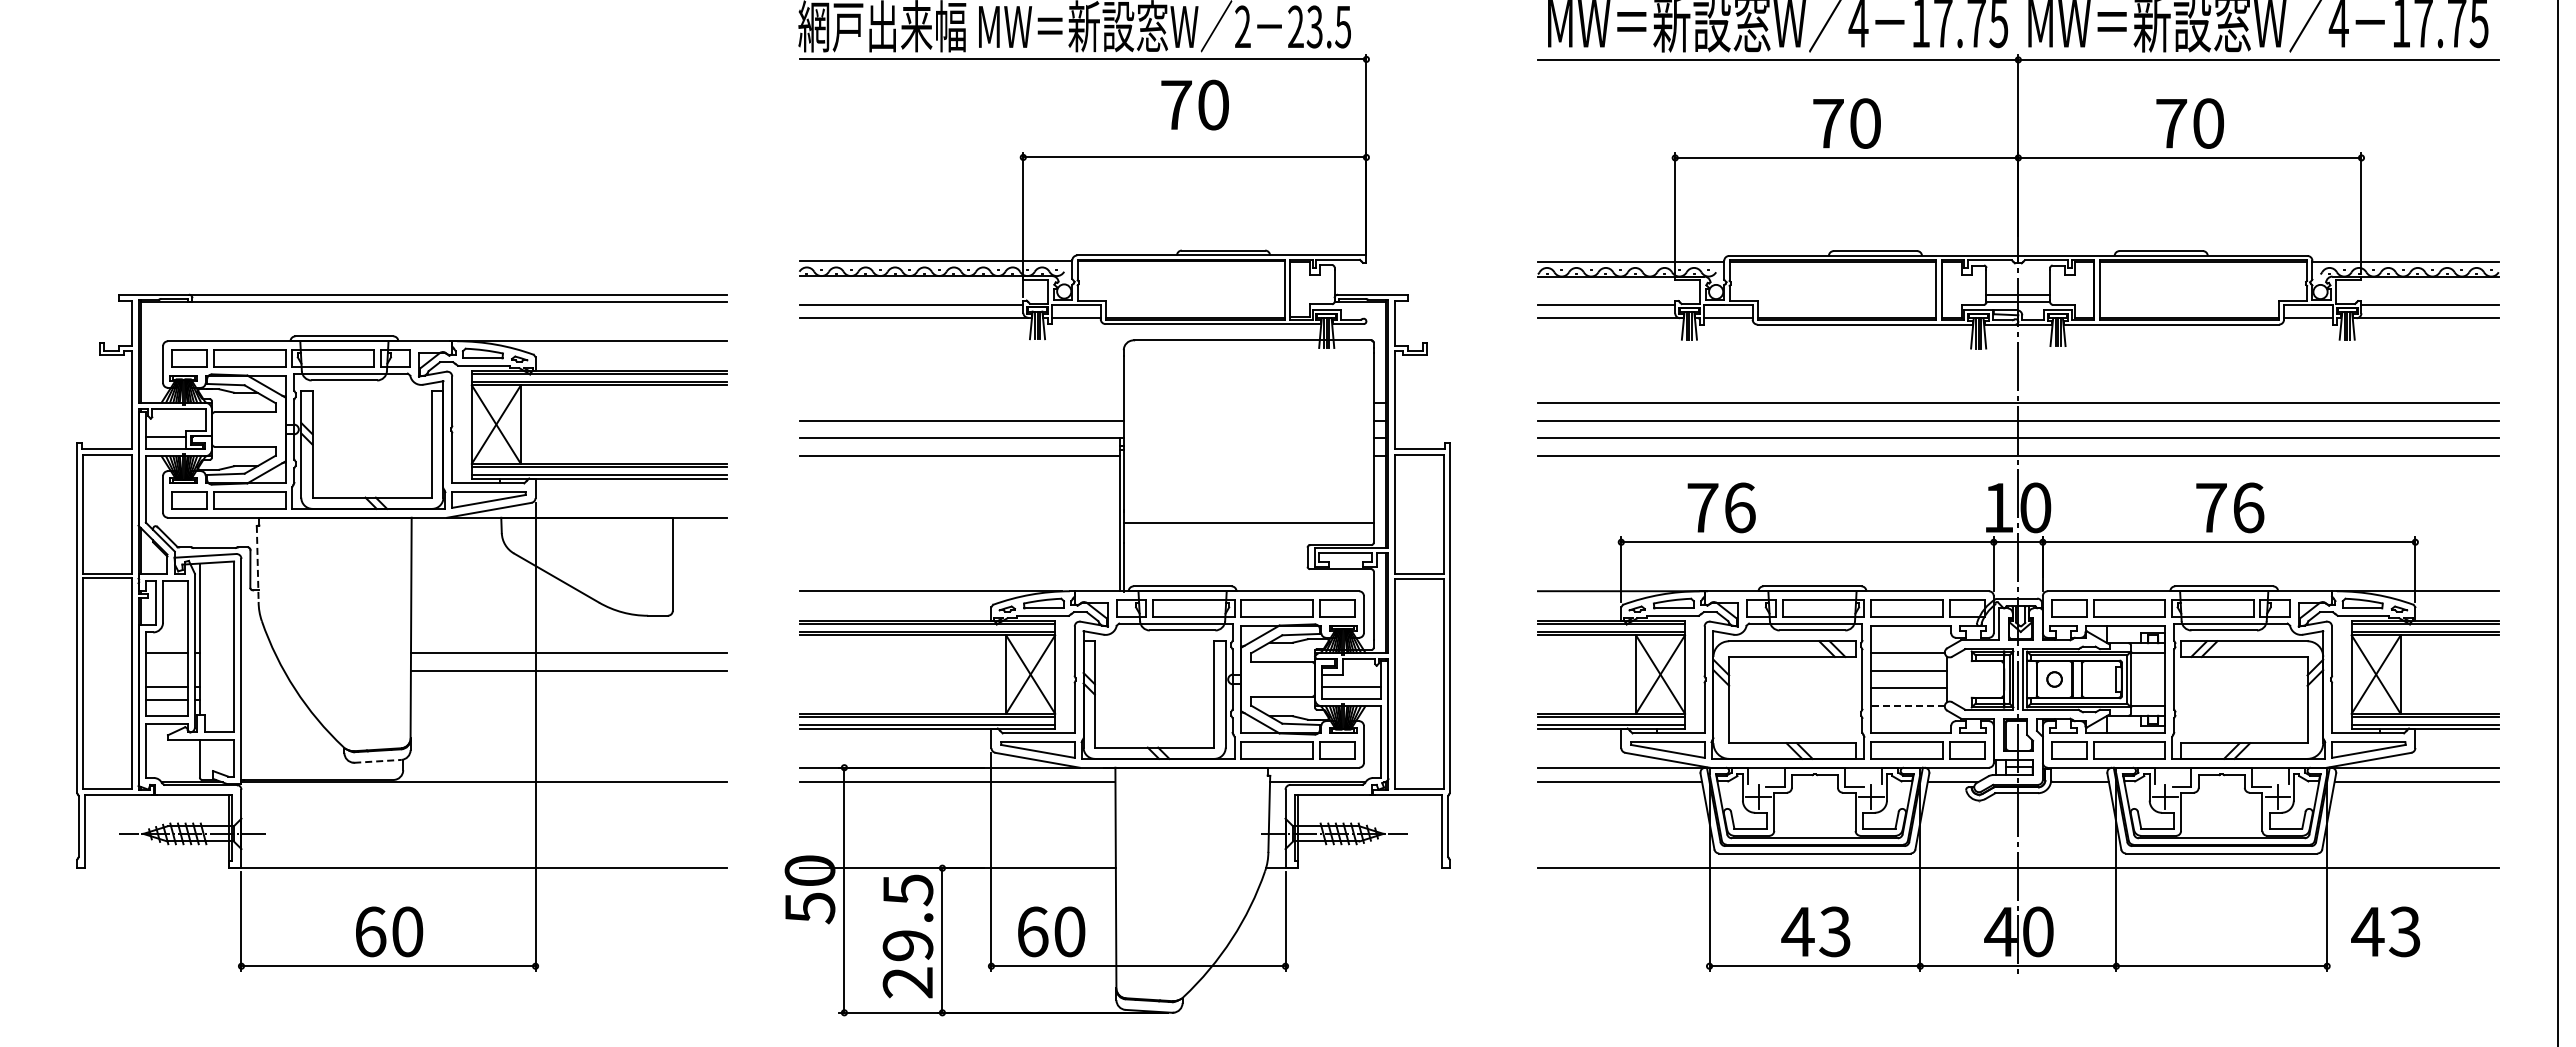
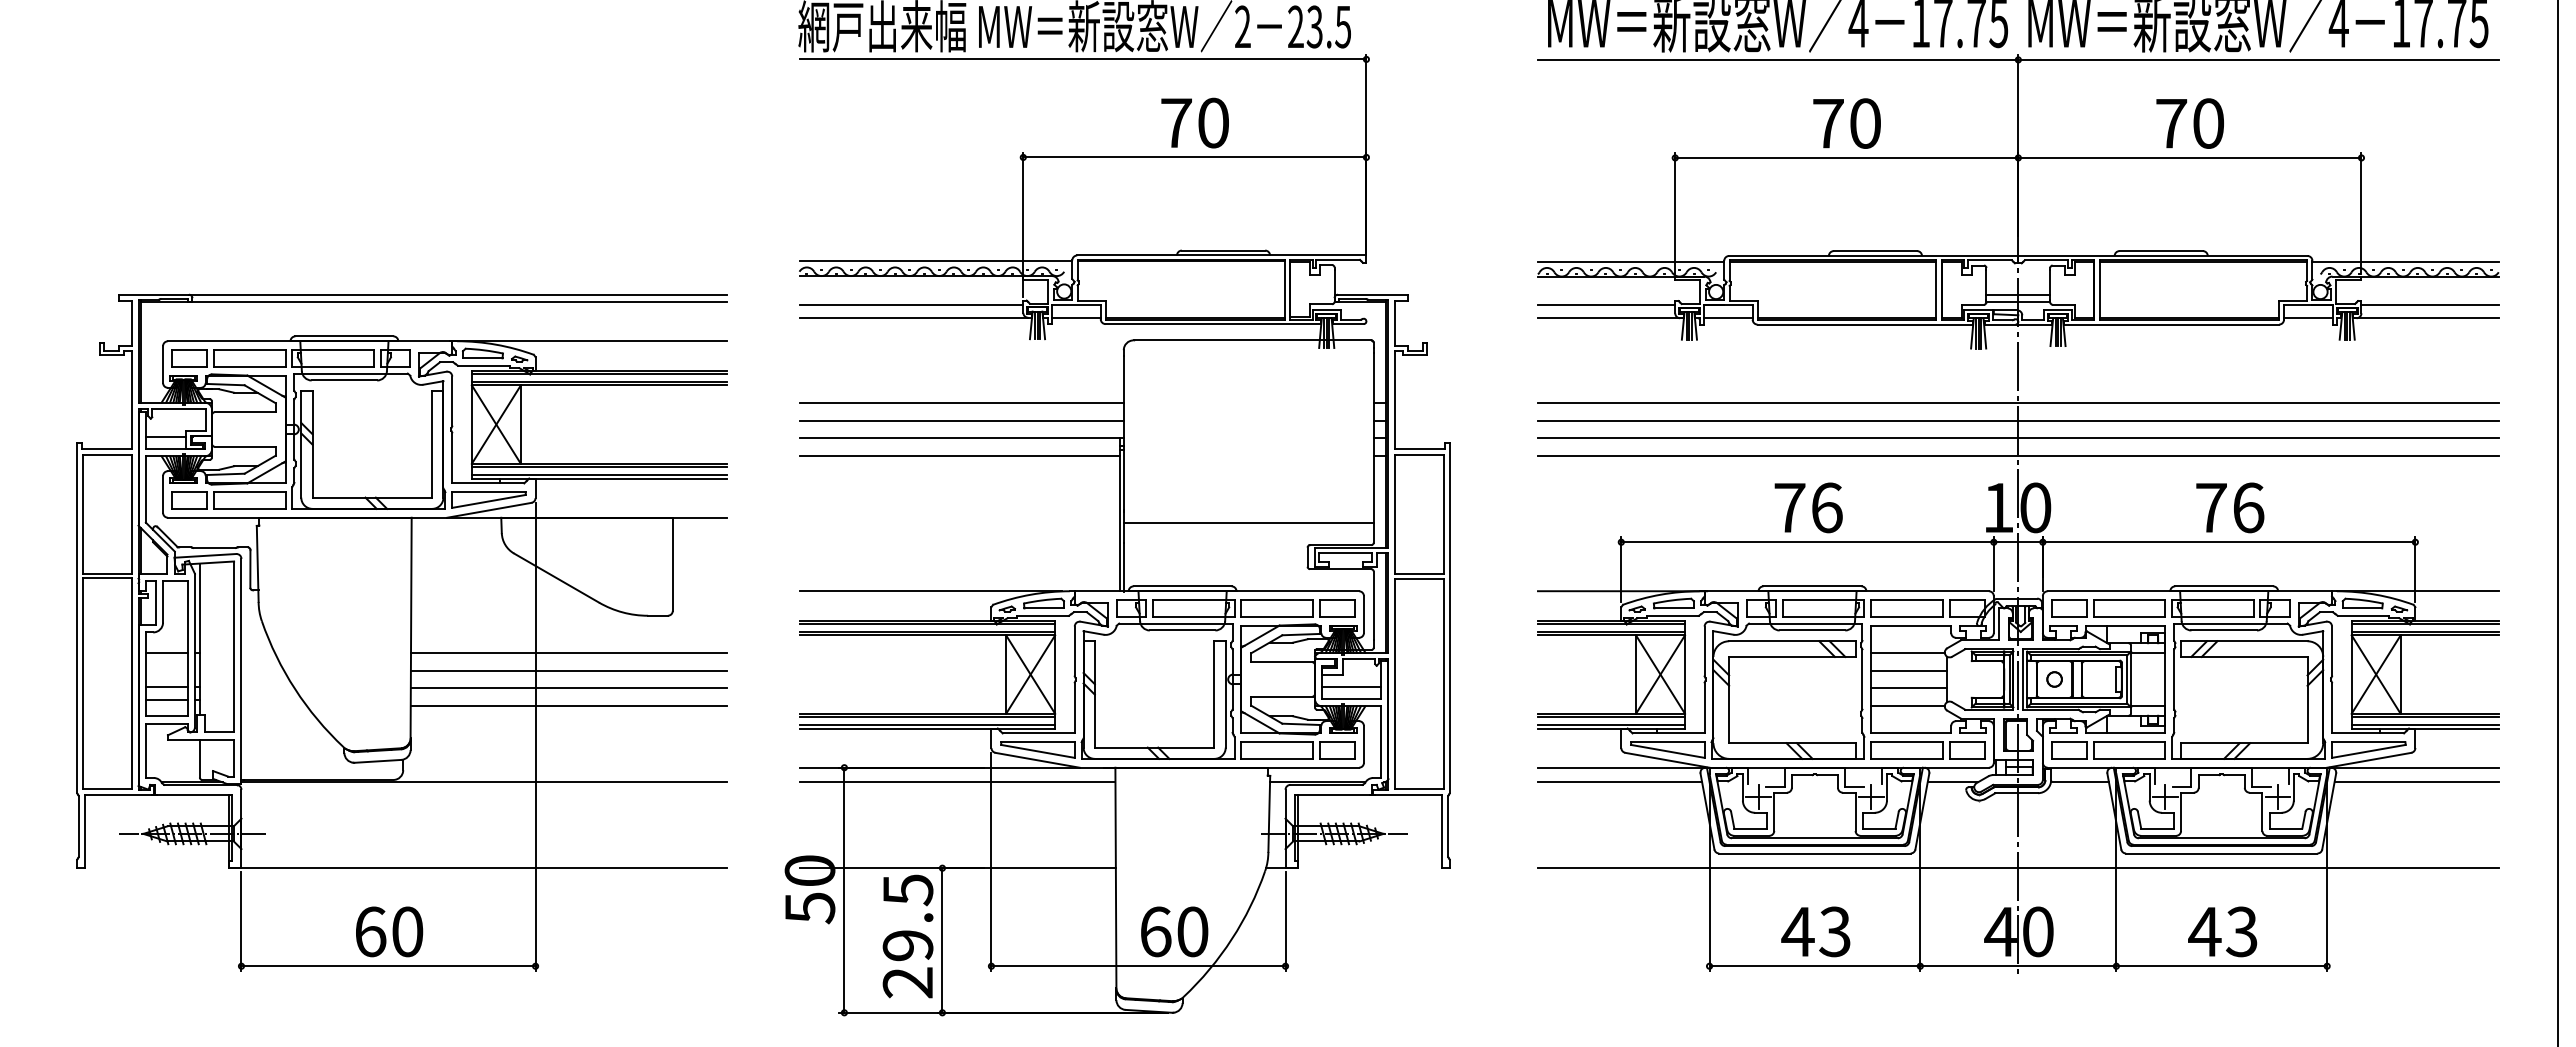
text position: (1194, 104) -> (1194, 122) (1194, 122)
line: none -> present (961, 402)
text position: (1721, 507) -> (1808, 507) (1808, 507)
line: dashed -> solid (257, 564)
line: none -> present (568, 687)
line: none -> present (568, 706)
line: dashed -> solid (1908, 706)
line: dashed -> solid (377, 761)
text position: (1051, 931) -> (1174, 931) (1174, 931)
text position: (2385, 931) -> (2222, 931) (2222, 931)
